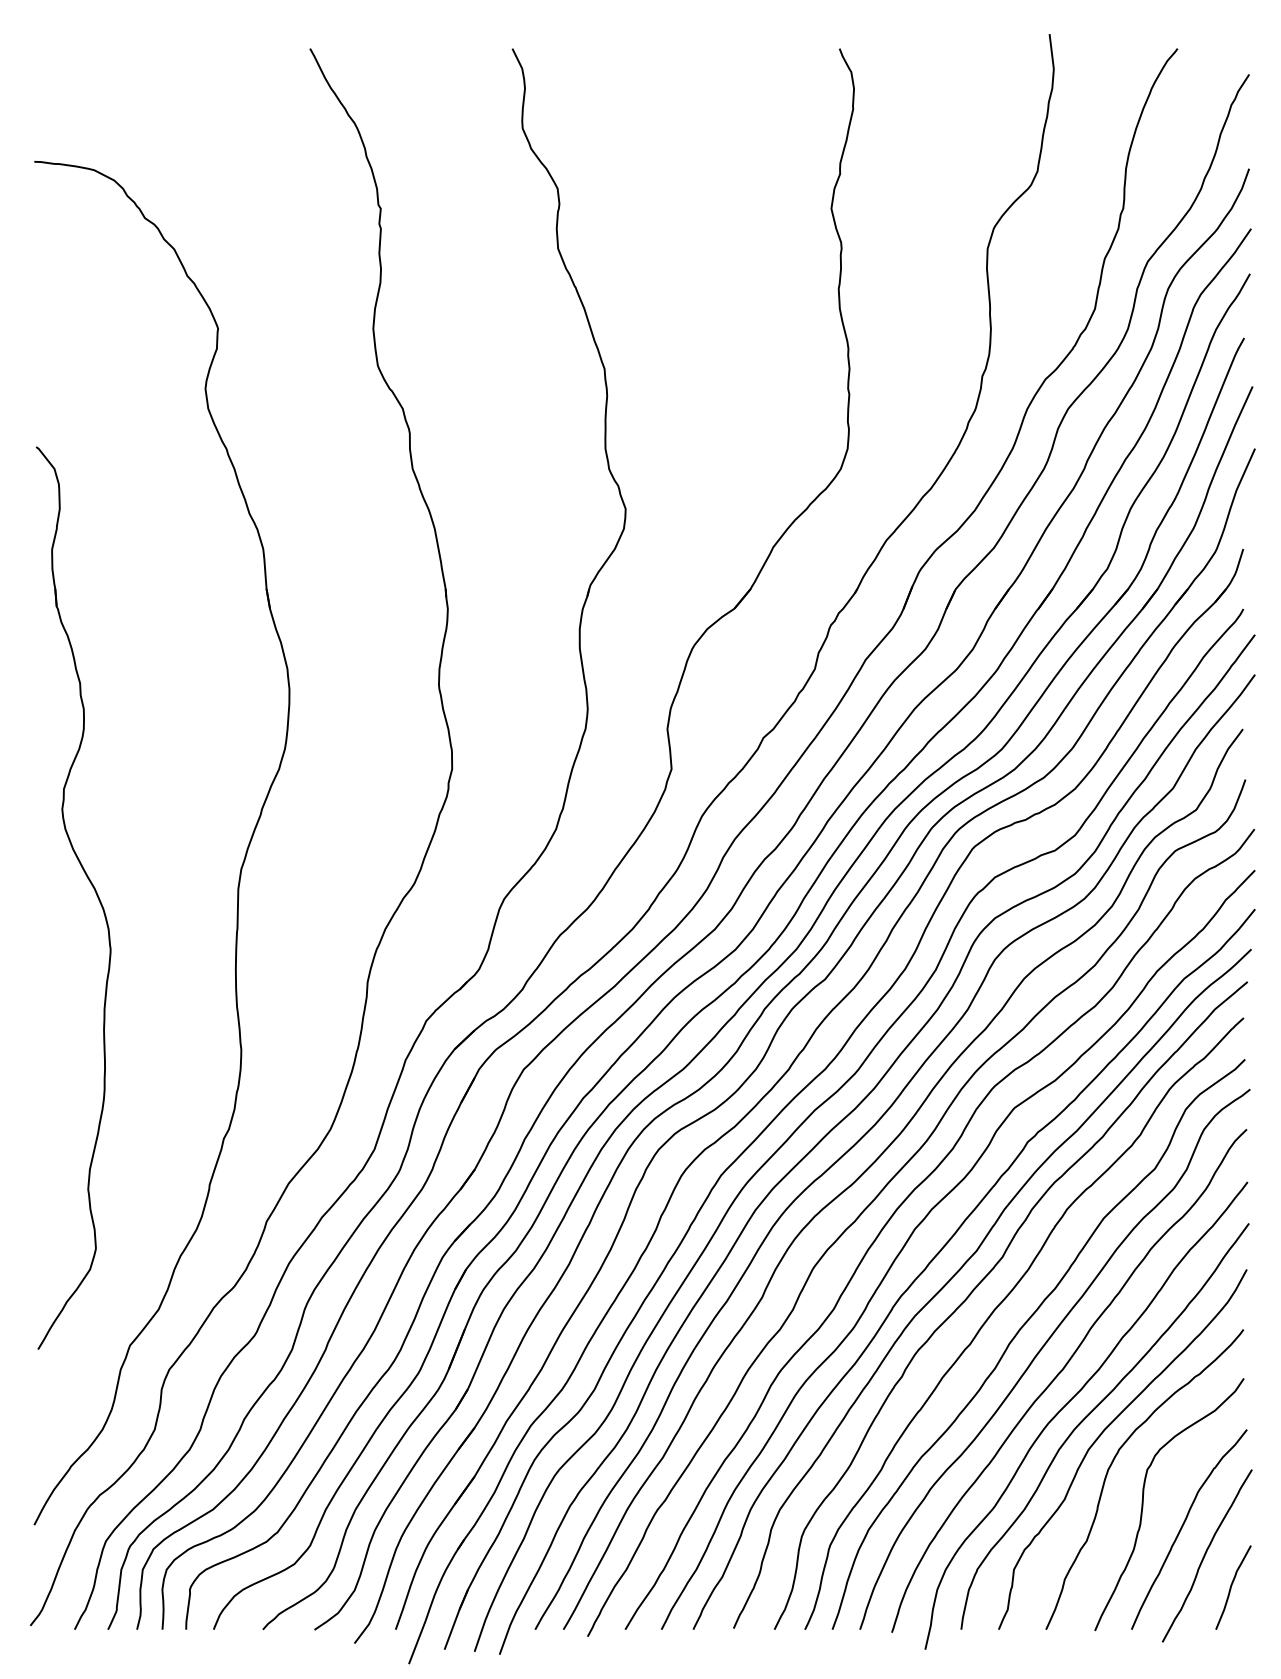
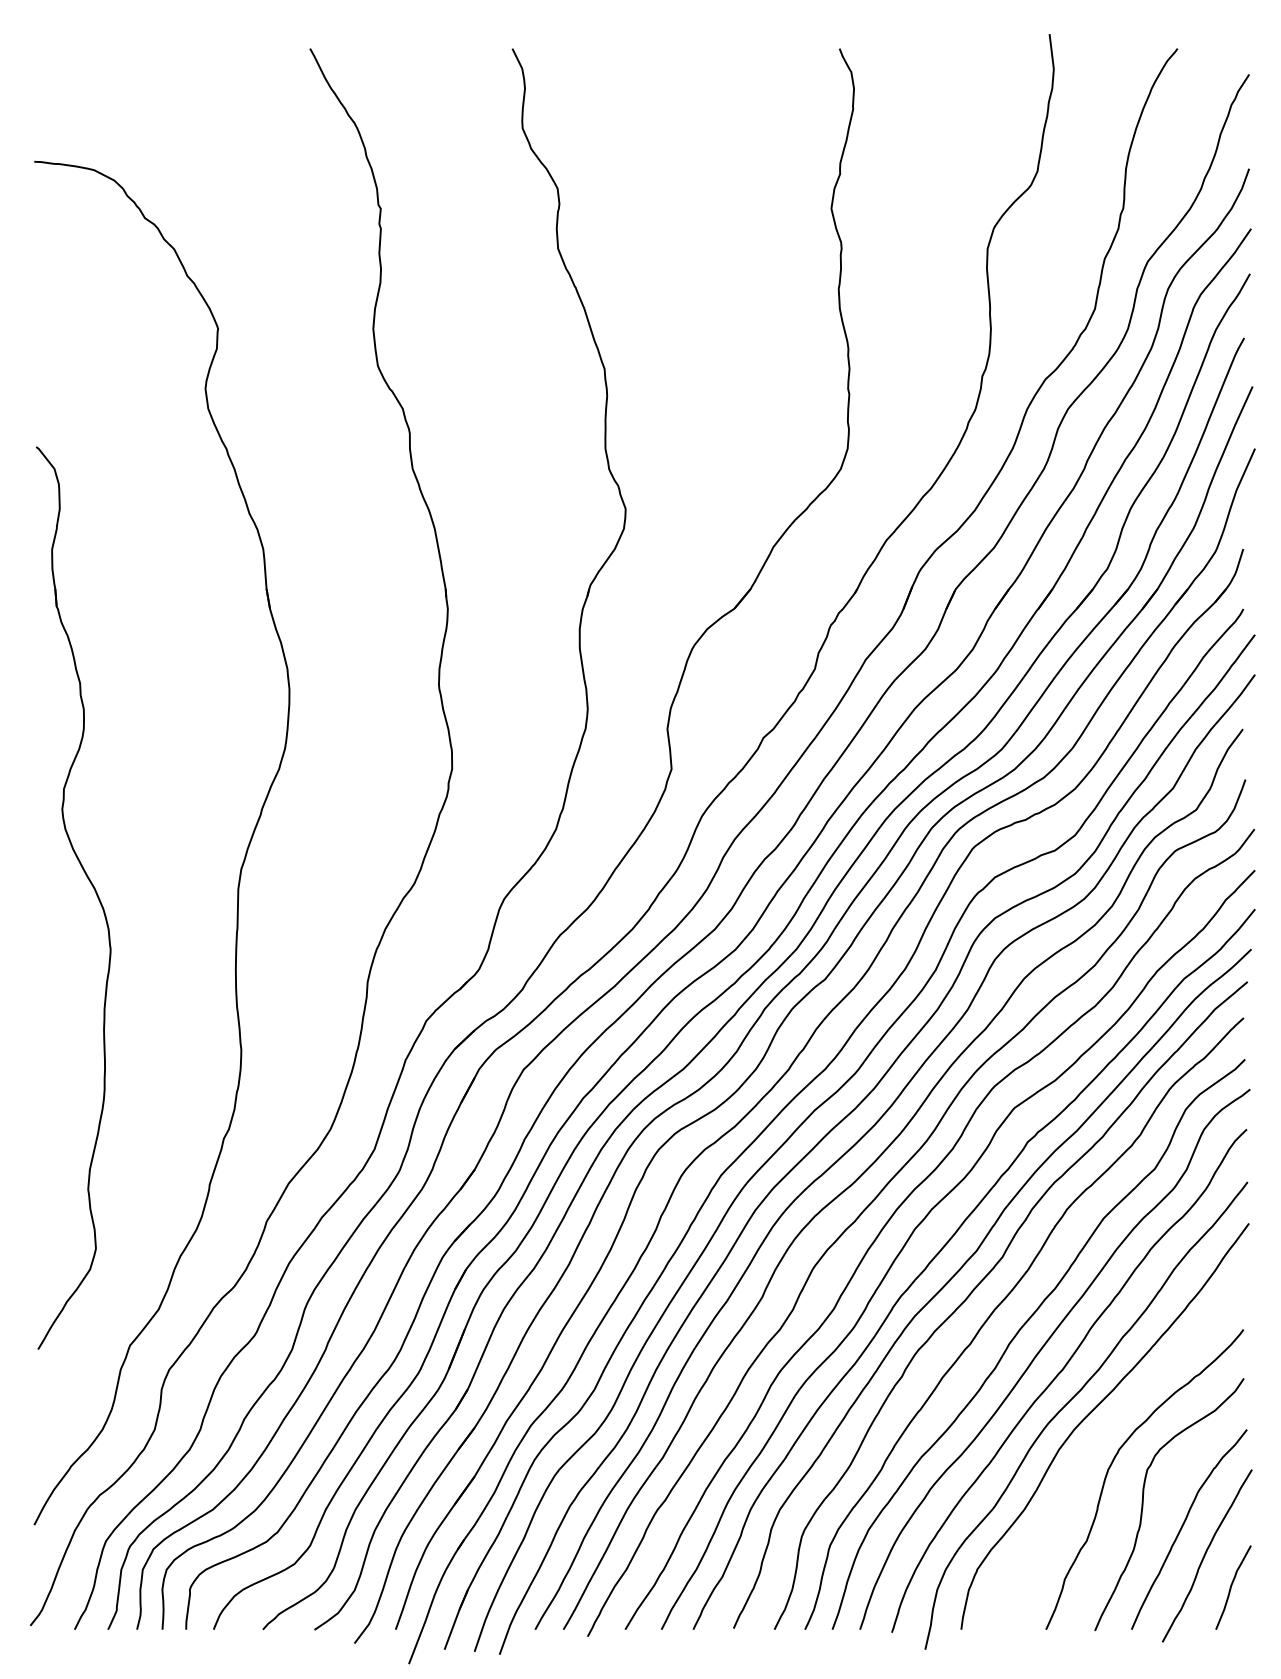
curve: present -> none (1102, 1434)
